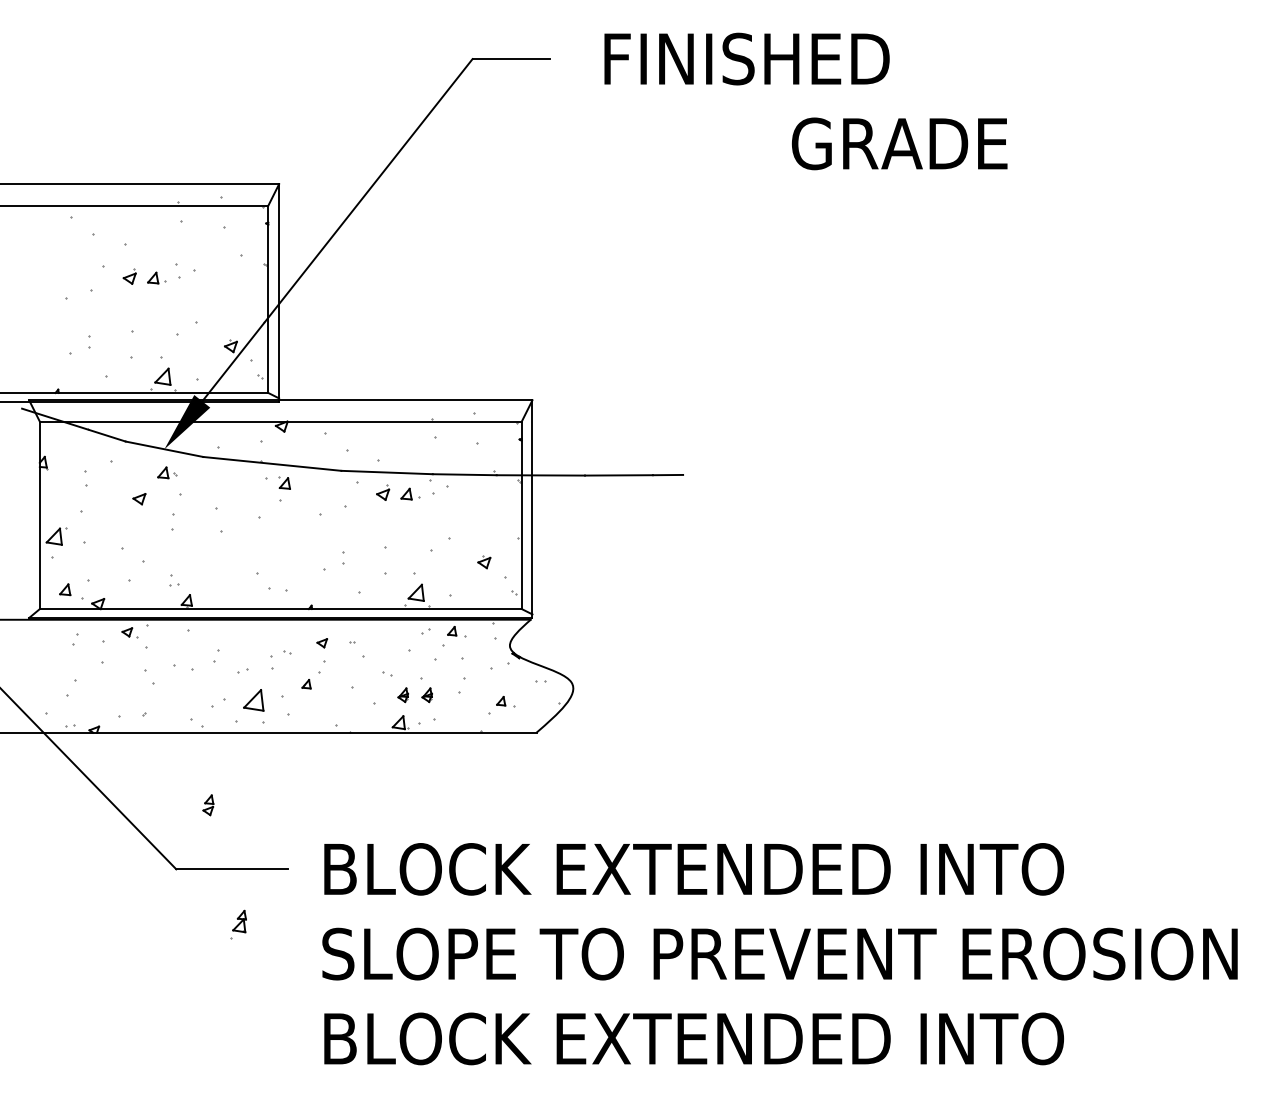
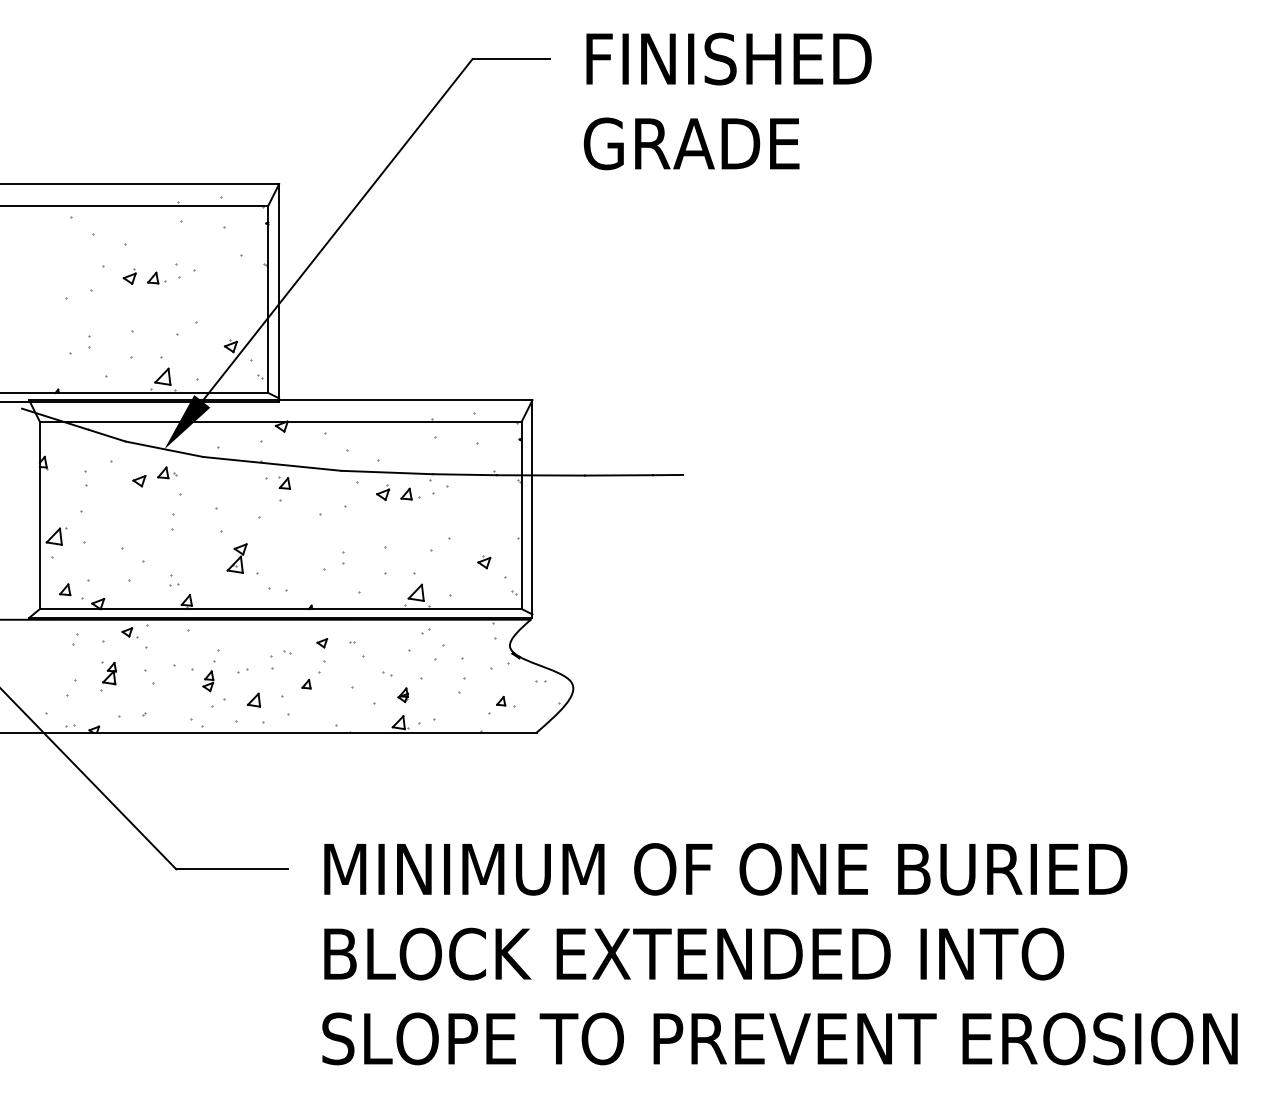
text position: (746, 58) -> (728, 58) (728, 58)
text position: (899, 143) -> (691, 143) (691, 143)
part position: (139, 499) -> (139, 481) (139, 481)
part: none -> present (236, 558)
part: present -> none (456, 631)
part: present -> none (426, 695)
part size: 22x23 px -> 15x16 px (254, 699)
part position: (208, 805) -> (208, 681) (208, 681)
text: BLOCK EXTENDED INTO -> MINIMUM OF ONE BURIED (728, 869)
part position: (238, 924) -> (108, 676) (108, 676)
text: SLOPE TO PREVENT EROSION -> BLOCK EXTENDED INTO (779, 953)
text: BLOCK EXTENDED INTO -> SLOPE TO PREVENT EROSION (779, 1038)
